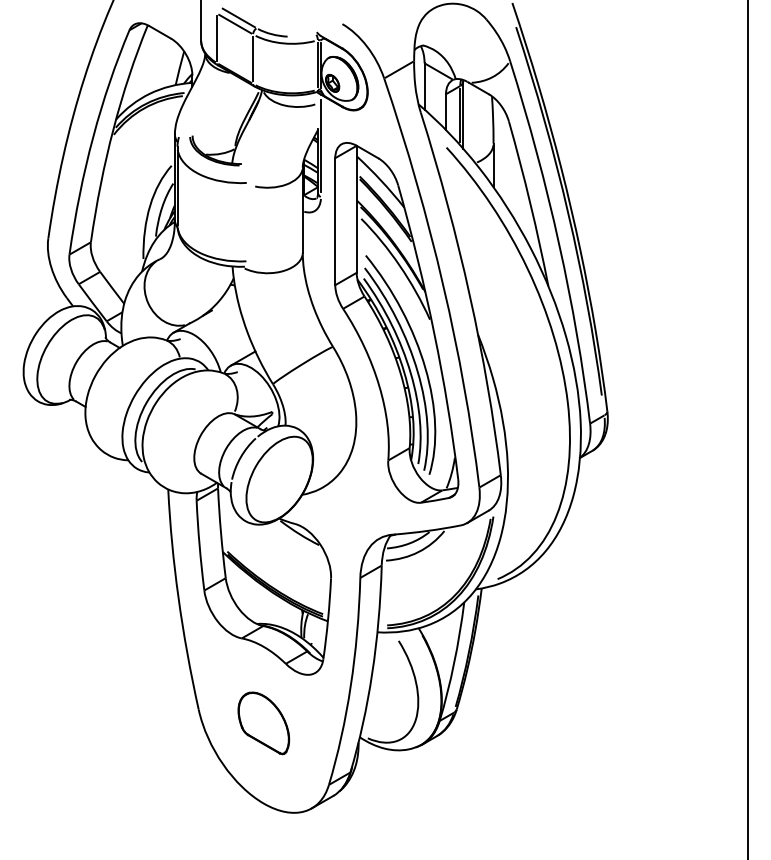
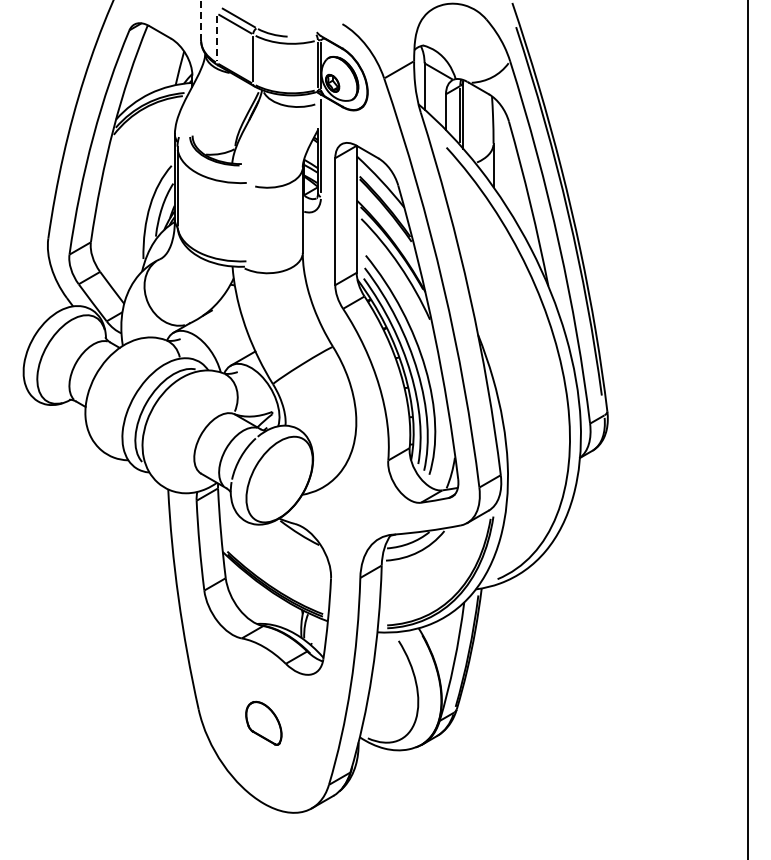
line: solid -> dashed (201, 19)
line: solid -> dashed (217, 39)
part size: 54x65 px -> 38x46 px (263, 722)
